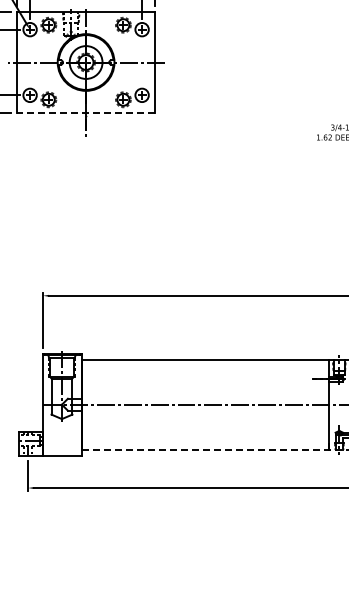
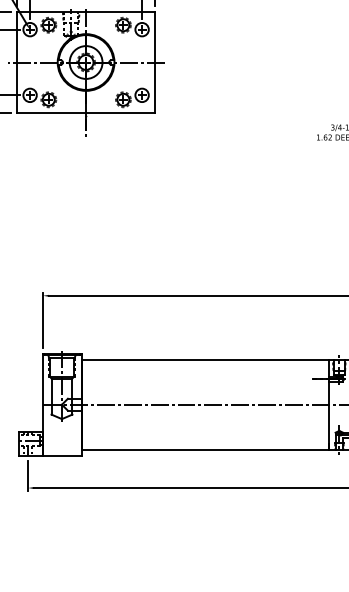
line: dashed -> solid (86, 113)
line: dashed -> solid (215, 449)
